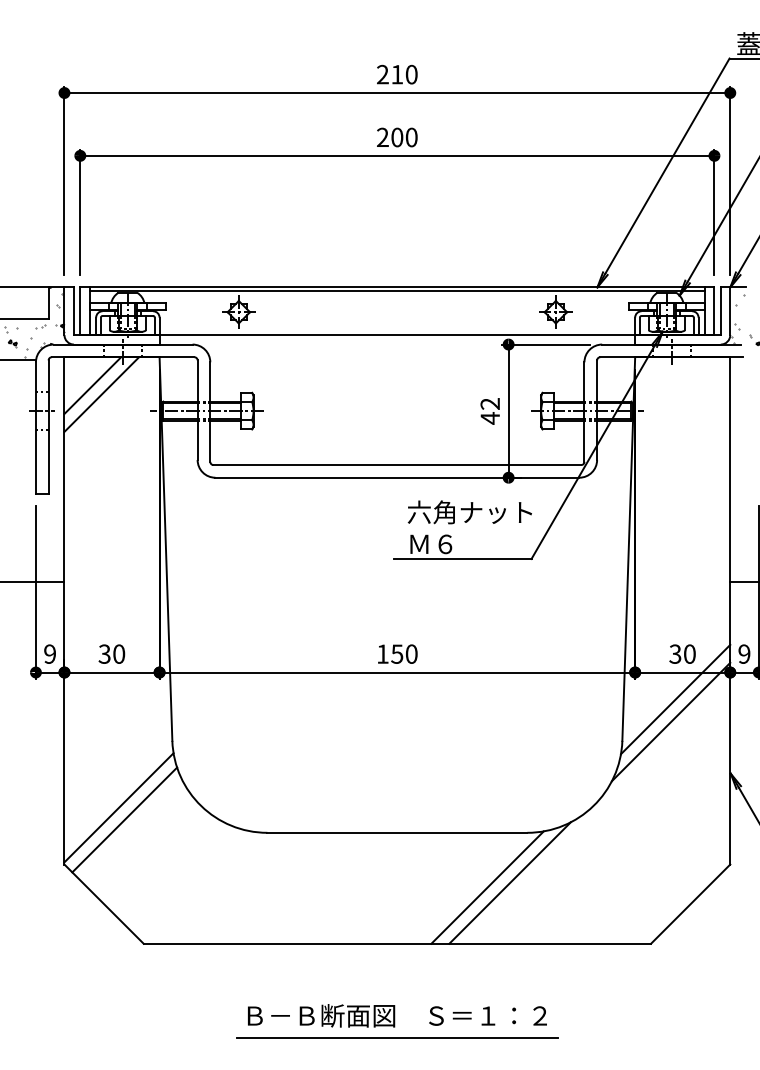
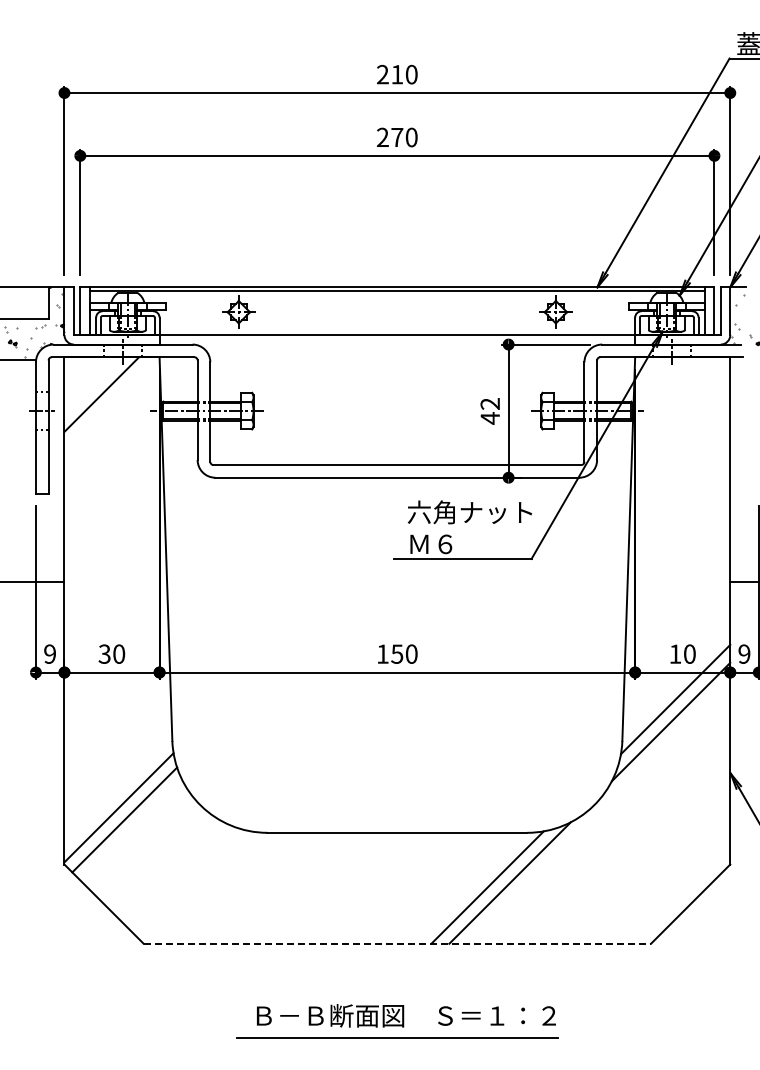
text: 200 -> 270 (397, 137)
line: present -> none (92, 385)
text: 30 -> 10 (675, 653)
line: solid -> dashed (397, 943)
text position: (397, 1015) -> (406, 1015) (406, 1015)
